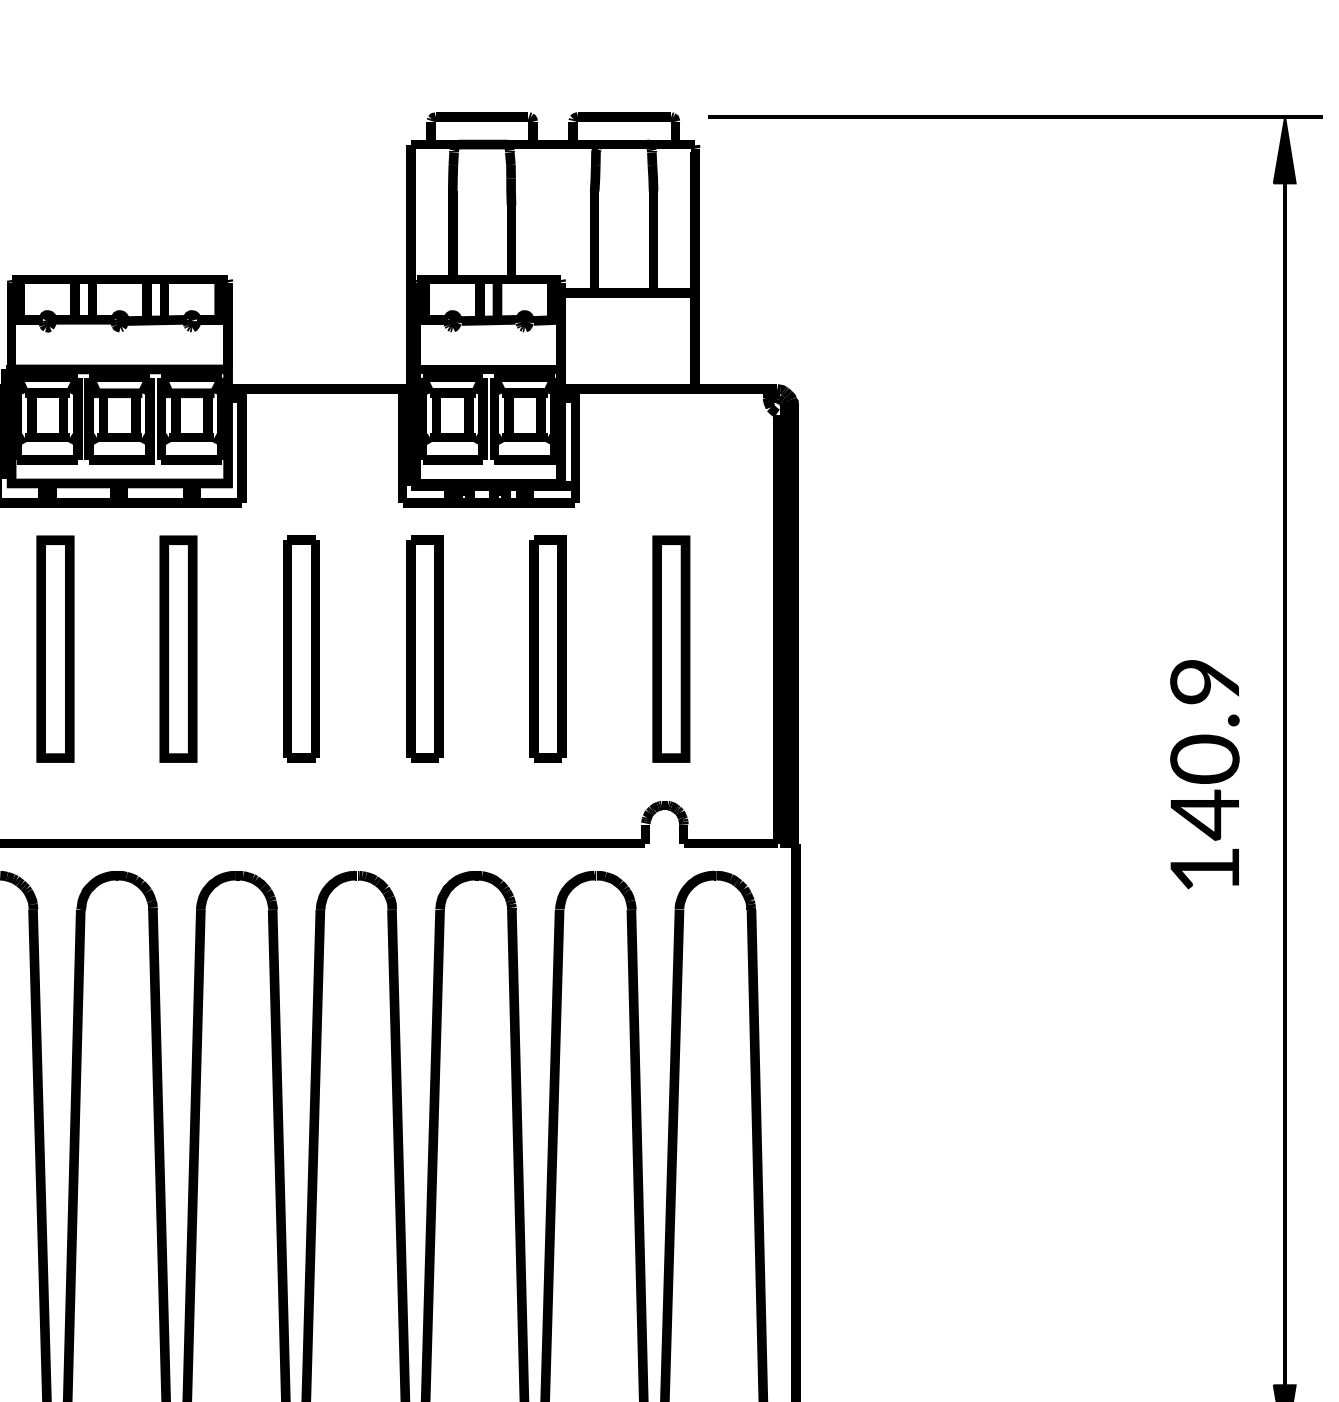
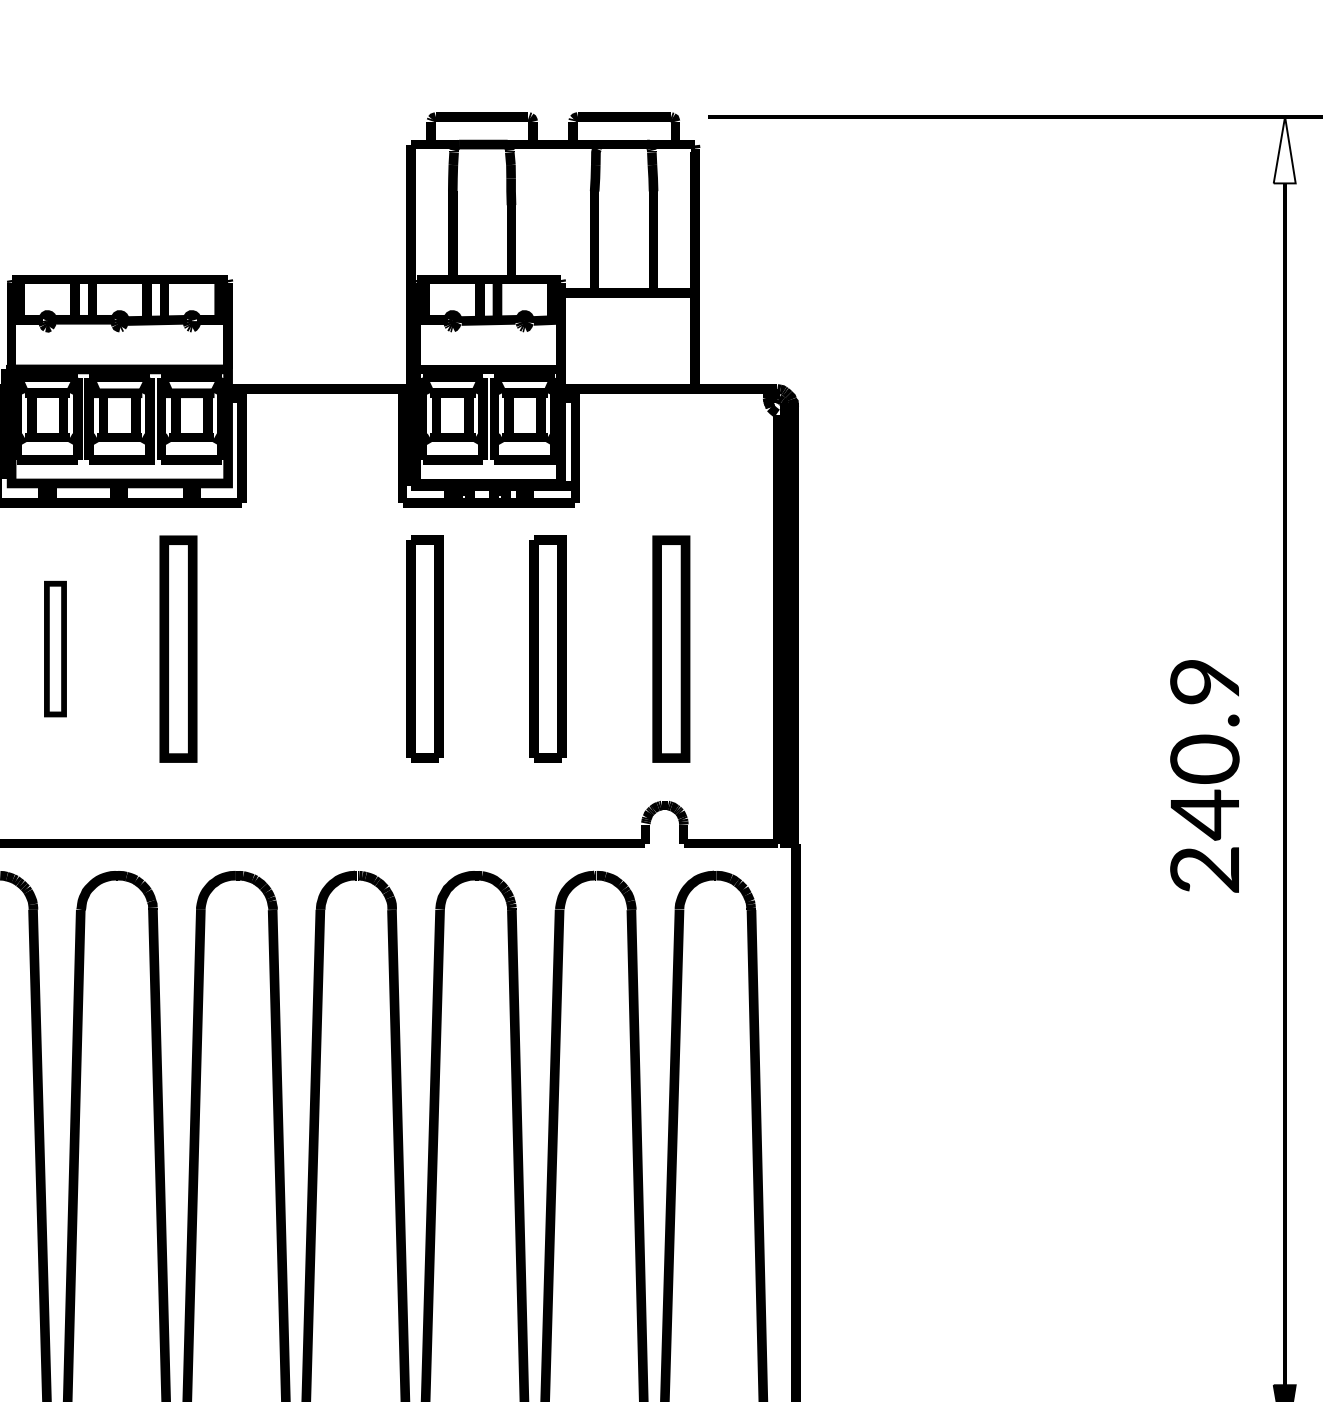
fill: present -> none (1284, 150)
part size: 39x228 px -> 23x138 px (55, 648)
part: present -> none (301, 648)
text: 140.9 -> 240.9 (1204, 869)
